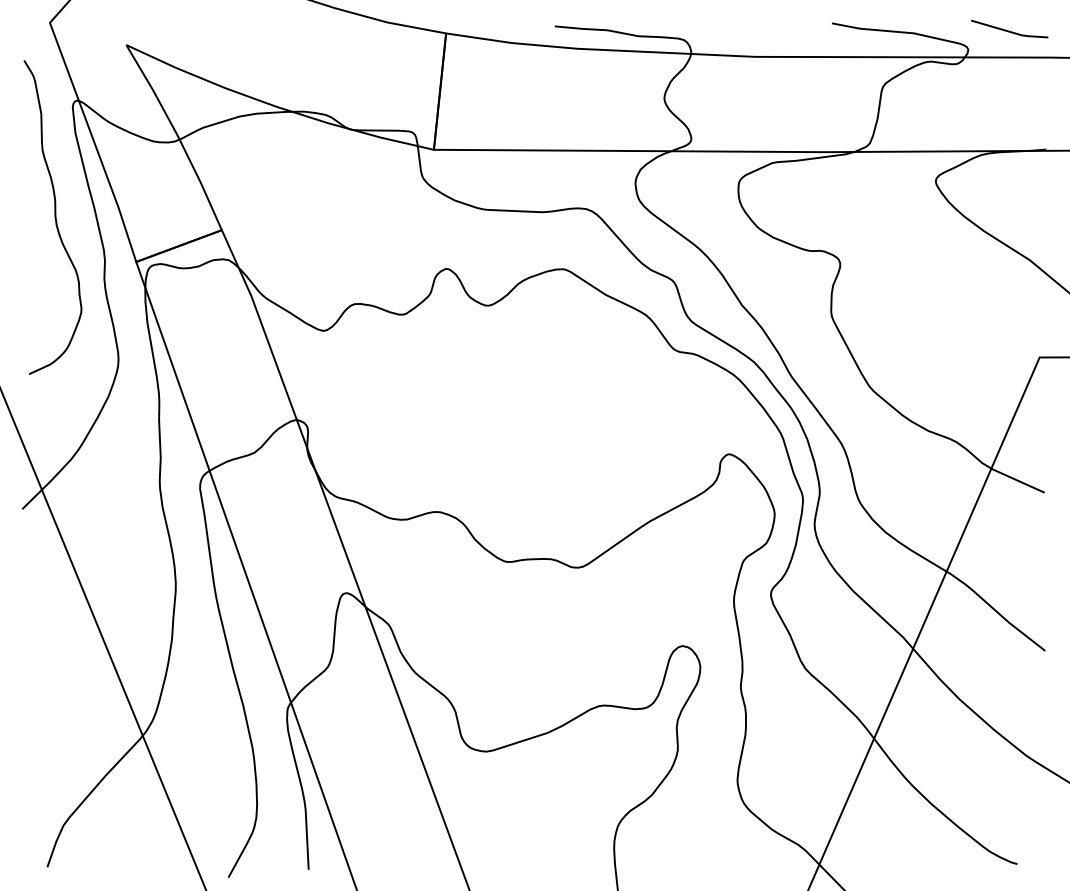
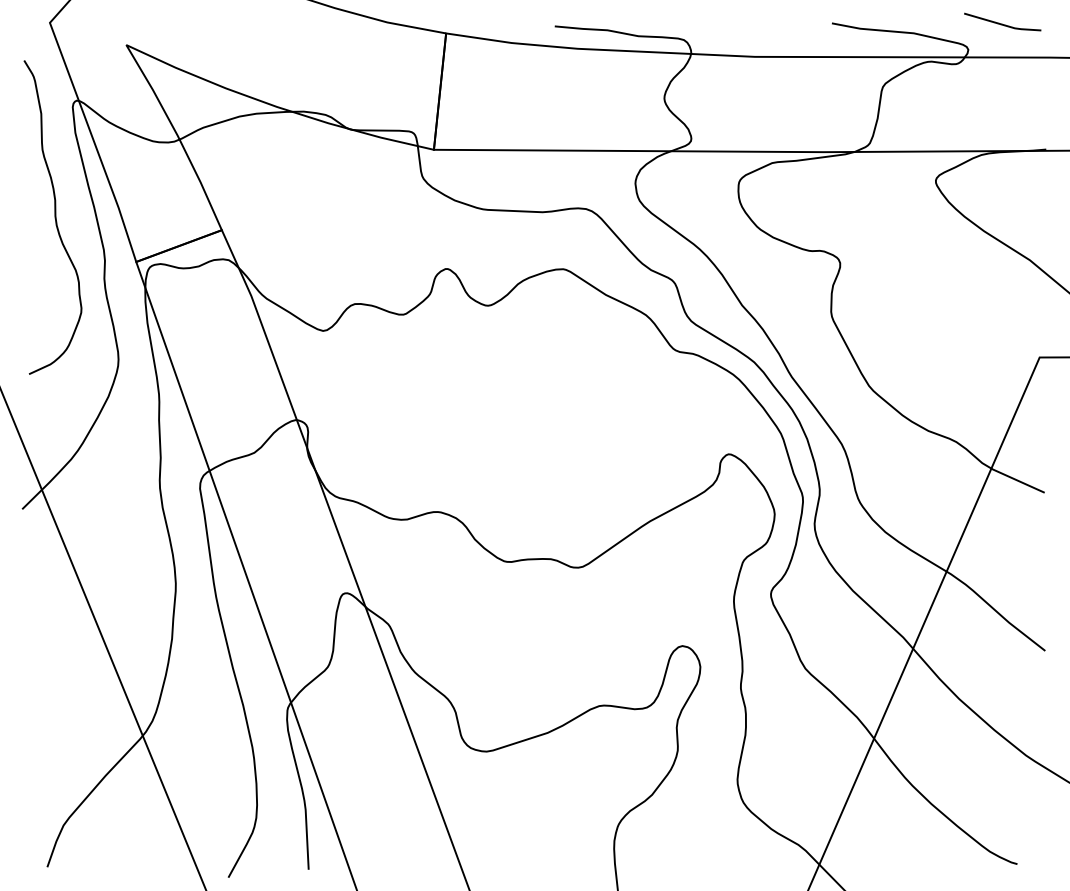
line position: (1009, 30) -> (1002, 23) (1002, 23)
